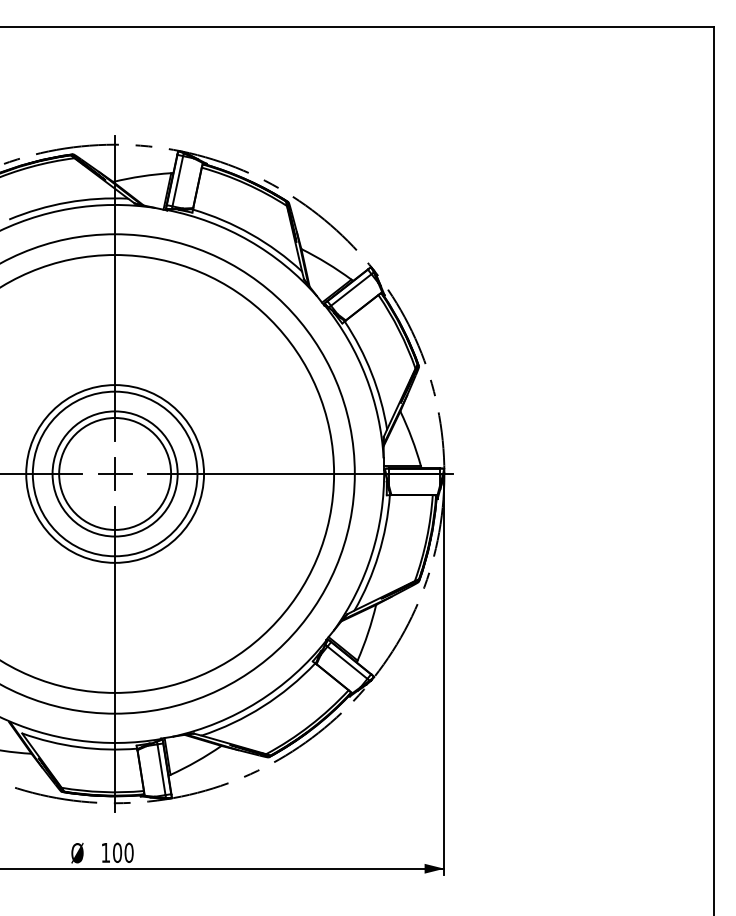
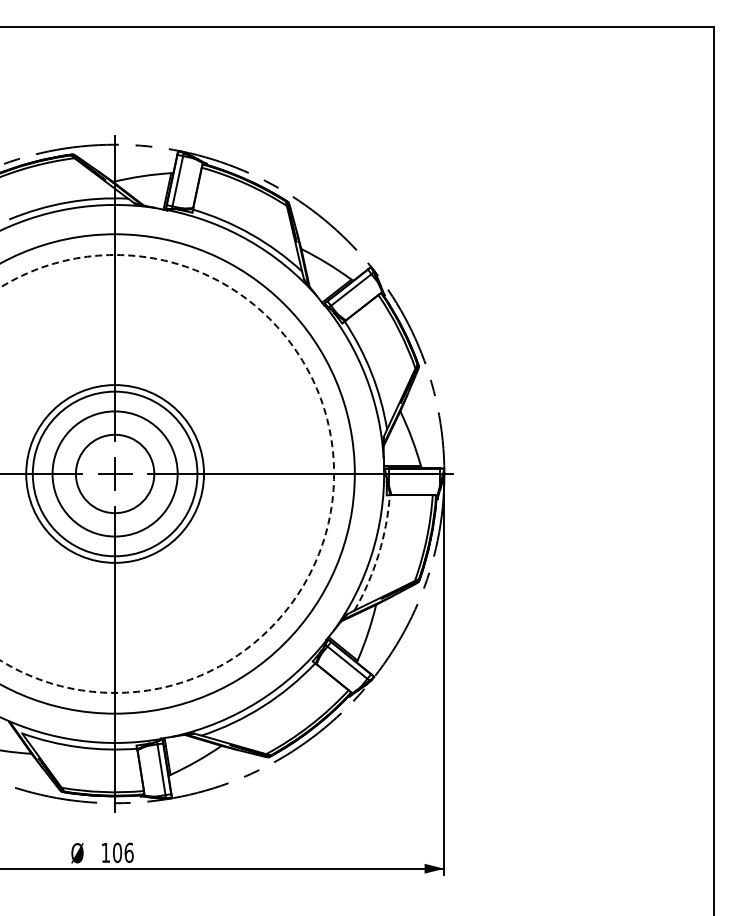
circle diameter: 112 px -> 78 px (114, 473)
circle: solid -> dashed (167, 473)
arc: solid -> dashed (378, 554)
text: 100 -> 106 (128, 852)
